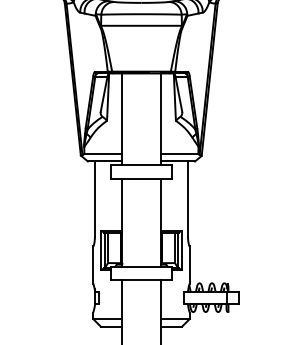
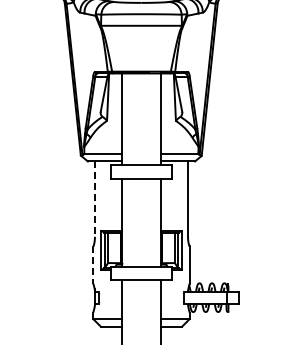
line: solid -> dashed (94, 199)
line: solid -> dashed (93, 265)
